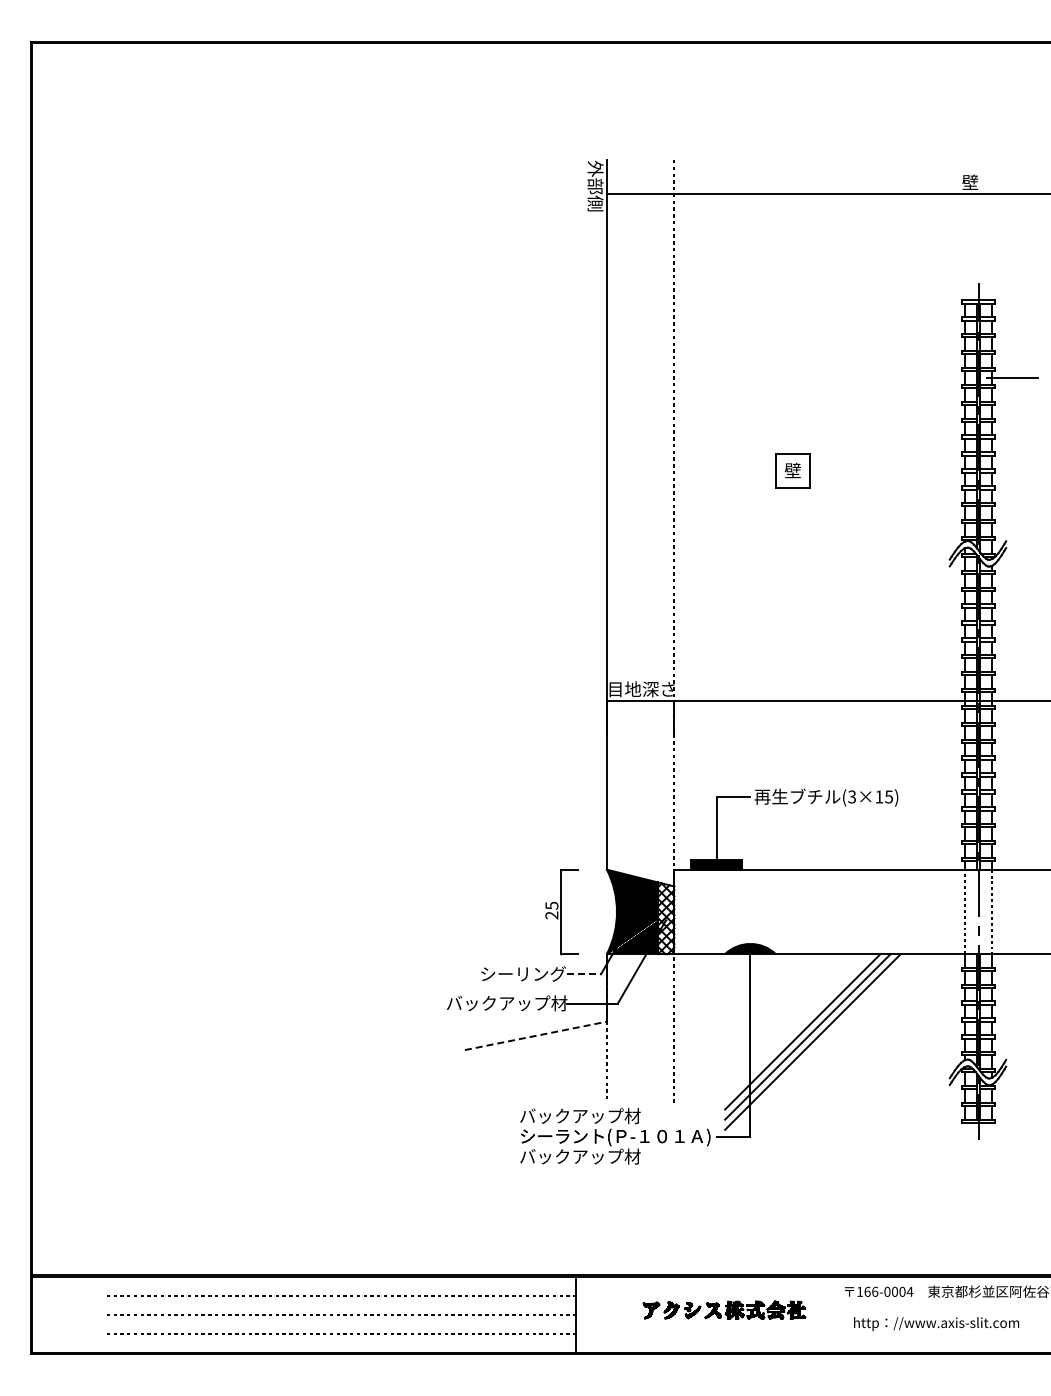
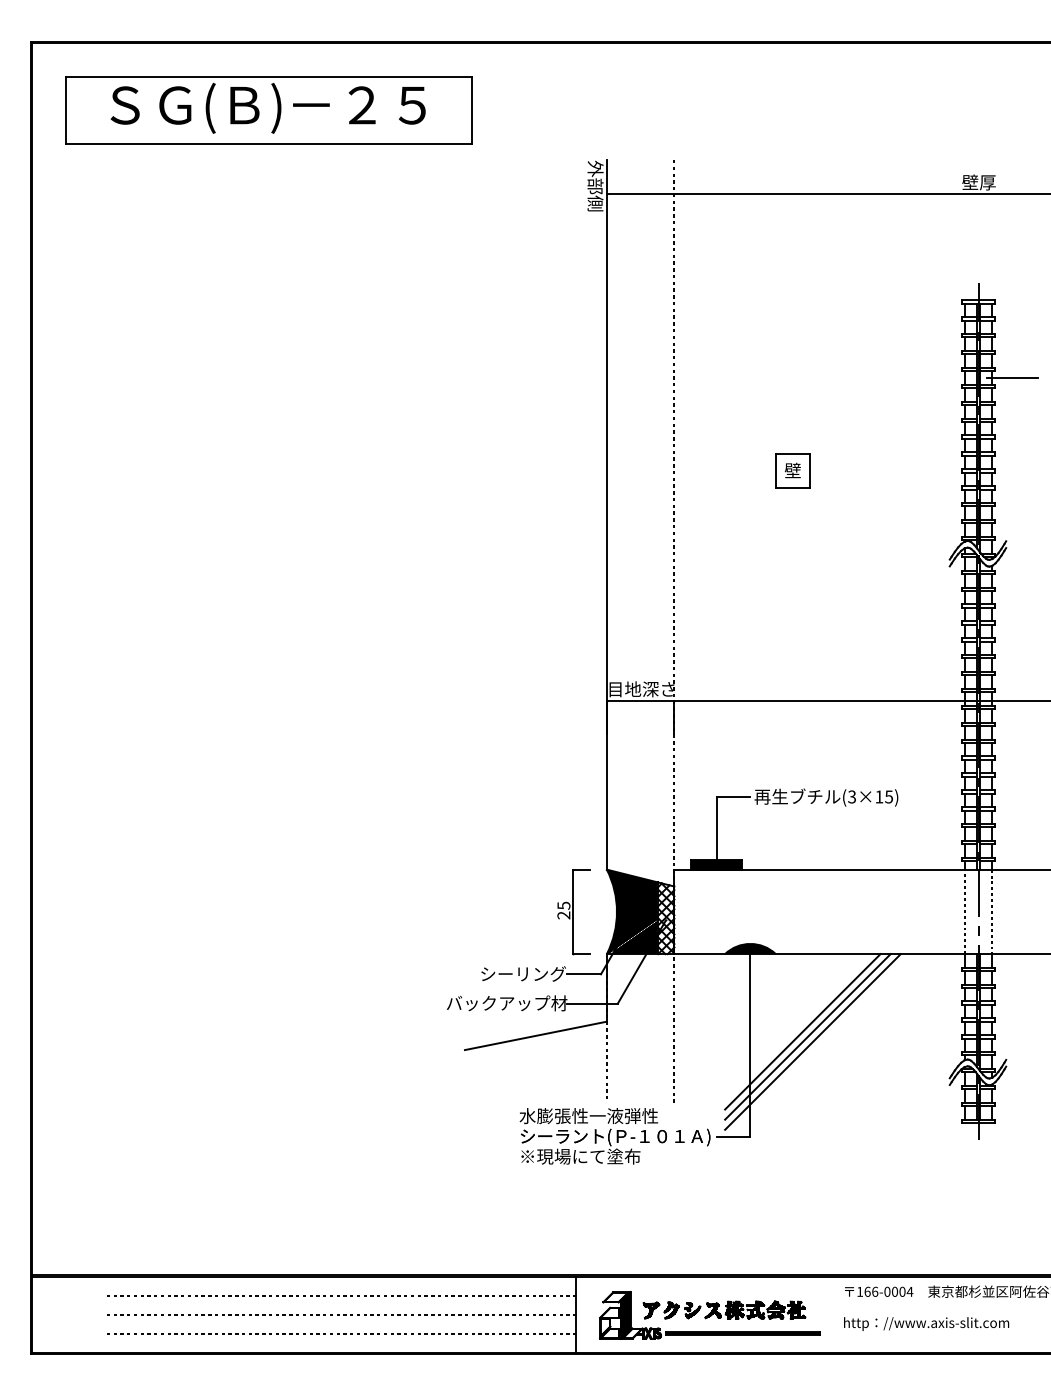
part: none -> present (268, 110)
text: 壁 -> 壁厚 (987, 182)
part position: (561, 912) -> (573, 912) (573, 912)
line: dashed -> solid (584, 974)
line: dashed -> solid (536, 1035)
text: バックアップ材 -> 水膨張性一液弾性 (588, 1116)
text: バックアップ材 -> ※現場にて塗布 (580, 1156)
text position: (936, 1323) -> (926, 1323) (926, 1323)
part: none -> present (709, 1331)
